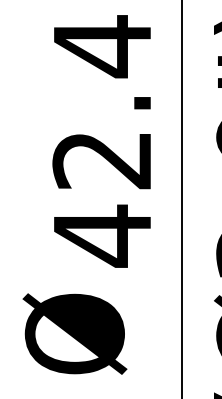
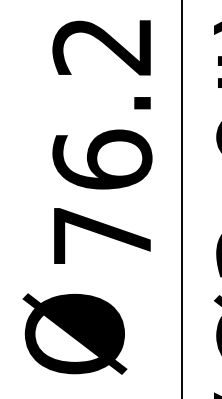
text: 42.4 -> 76.2 (102, 141)
